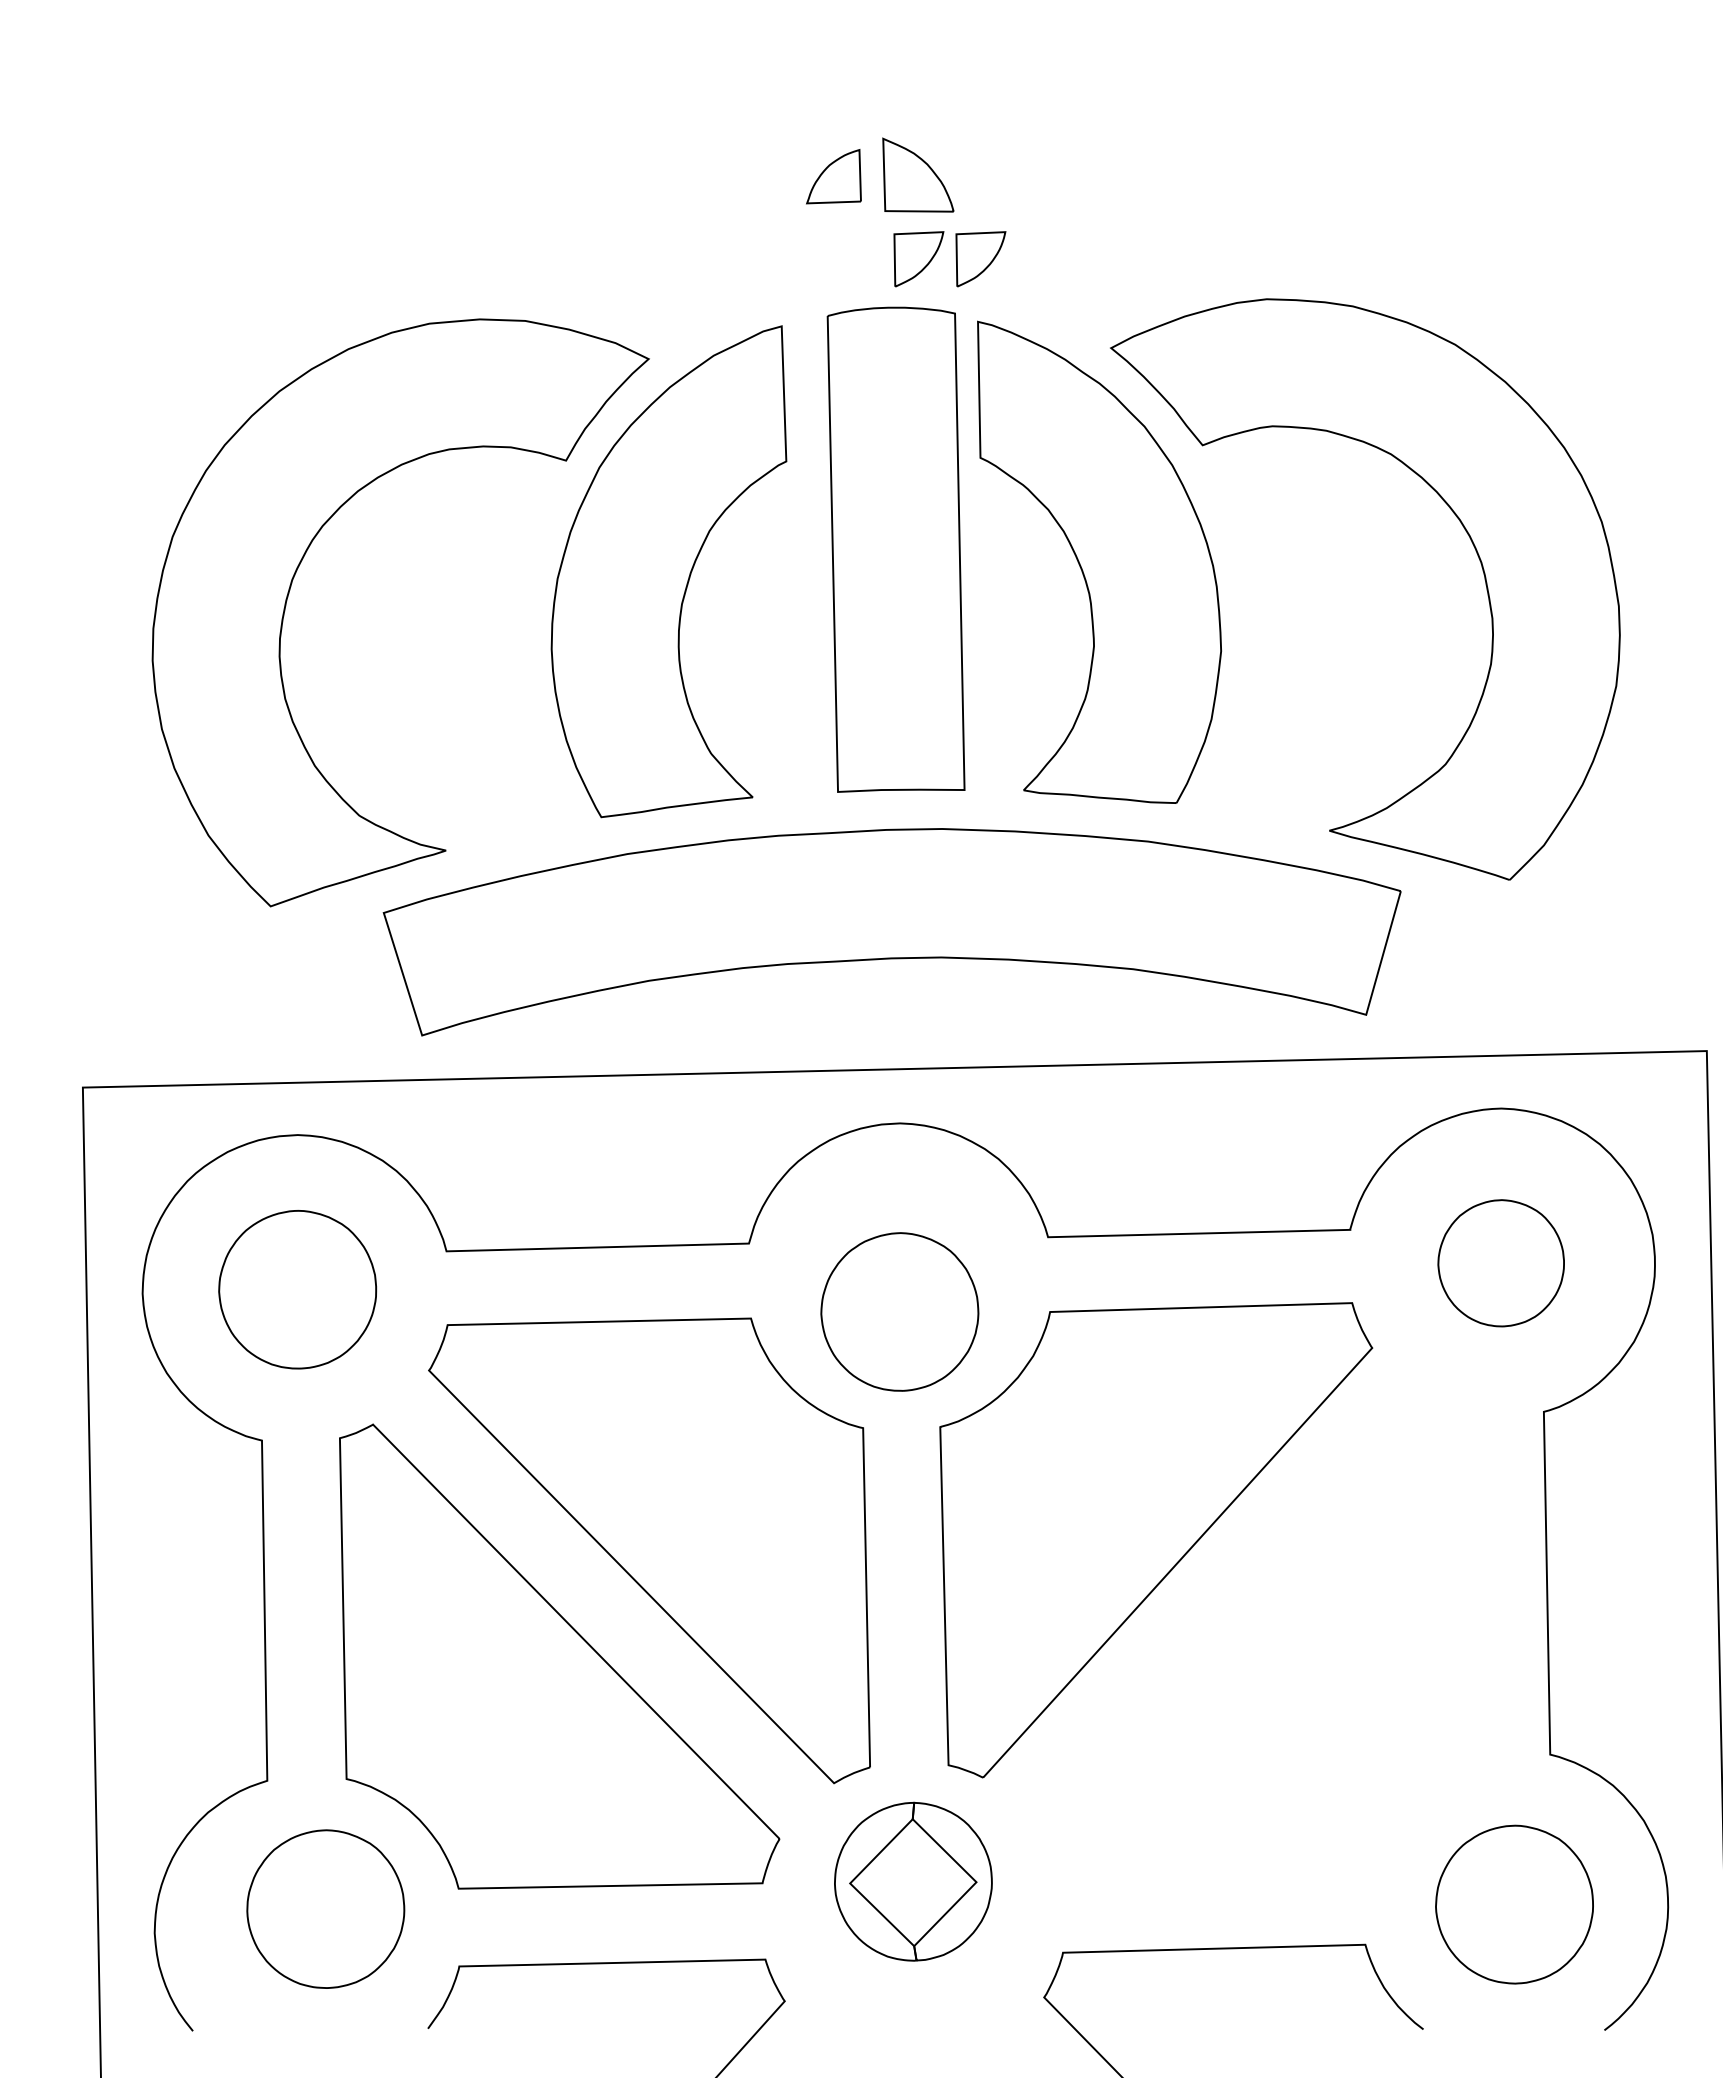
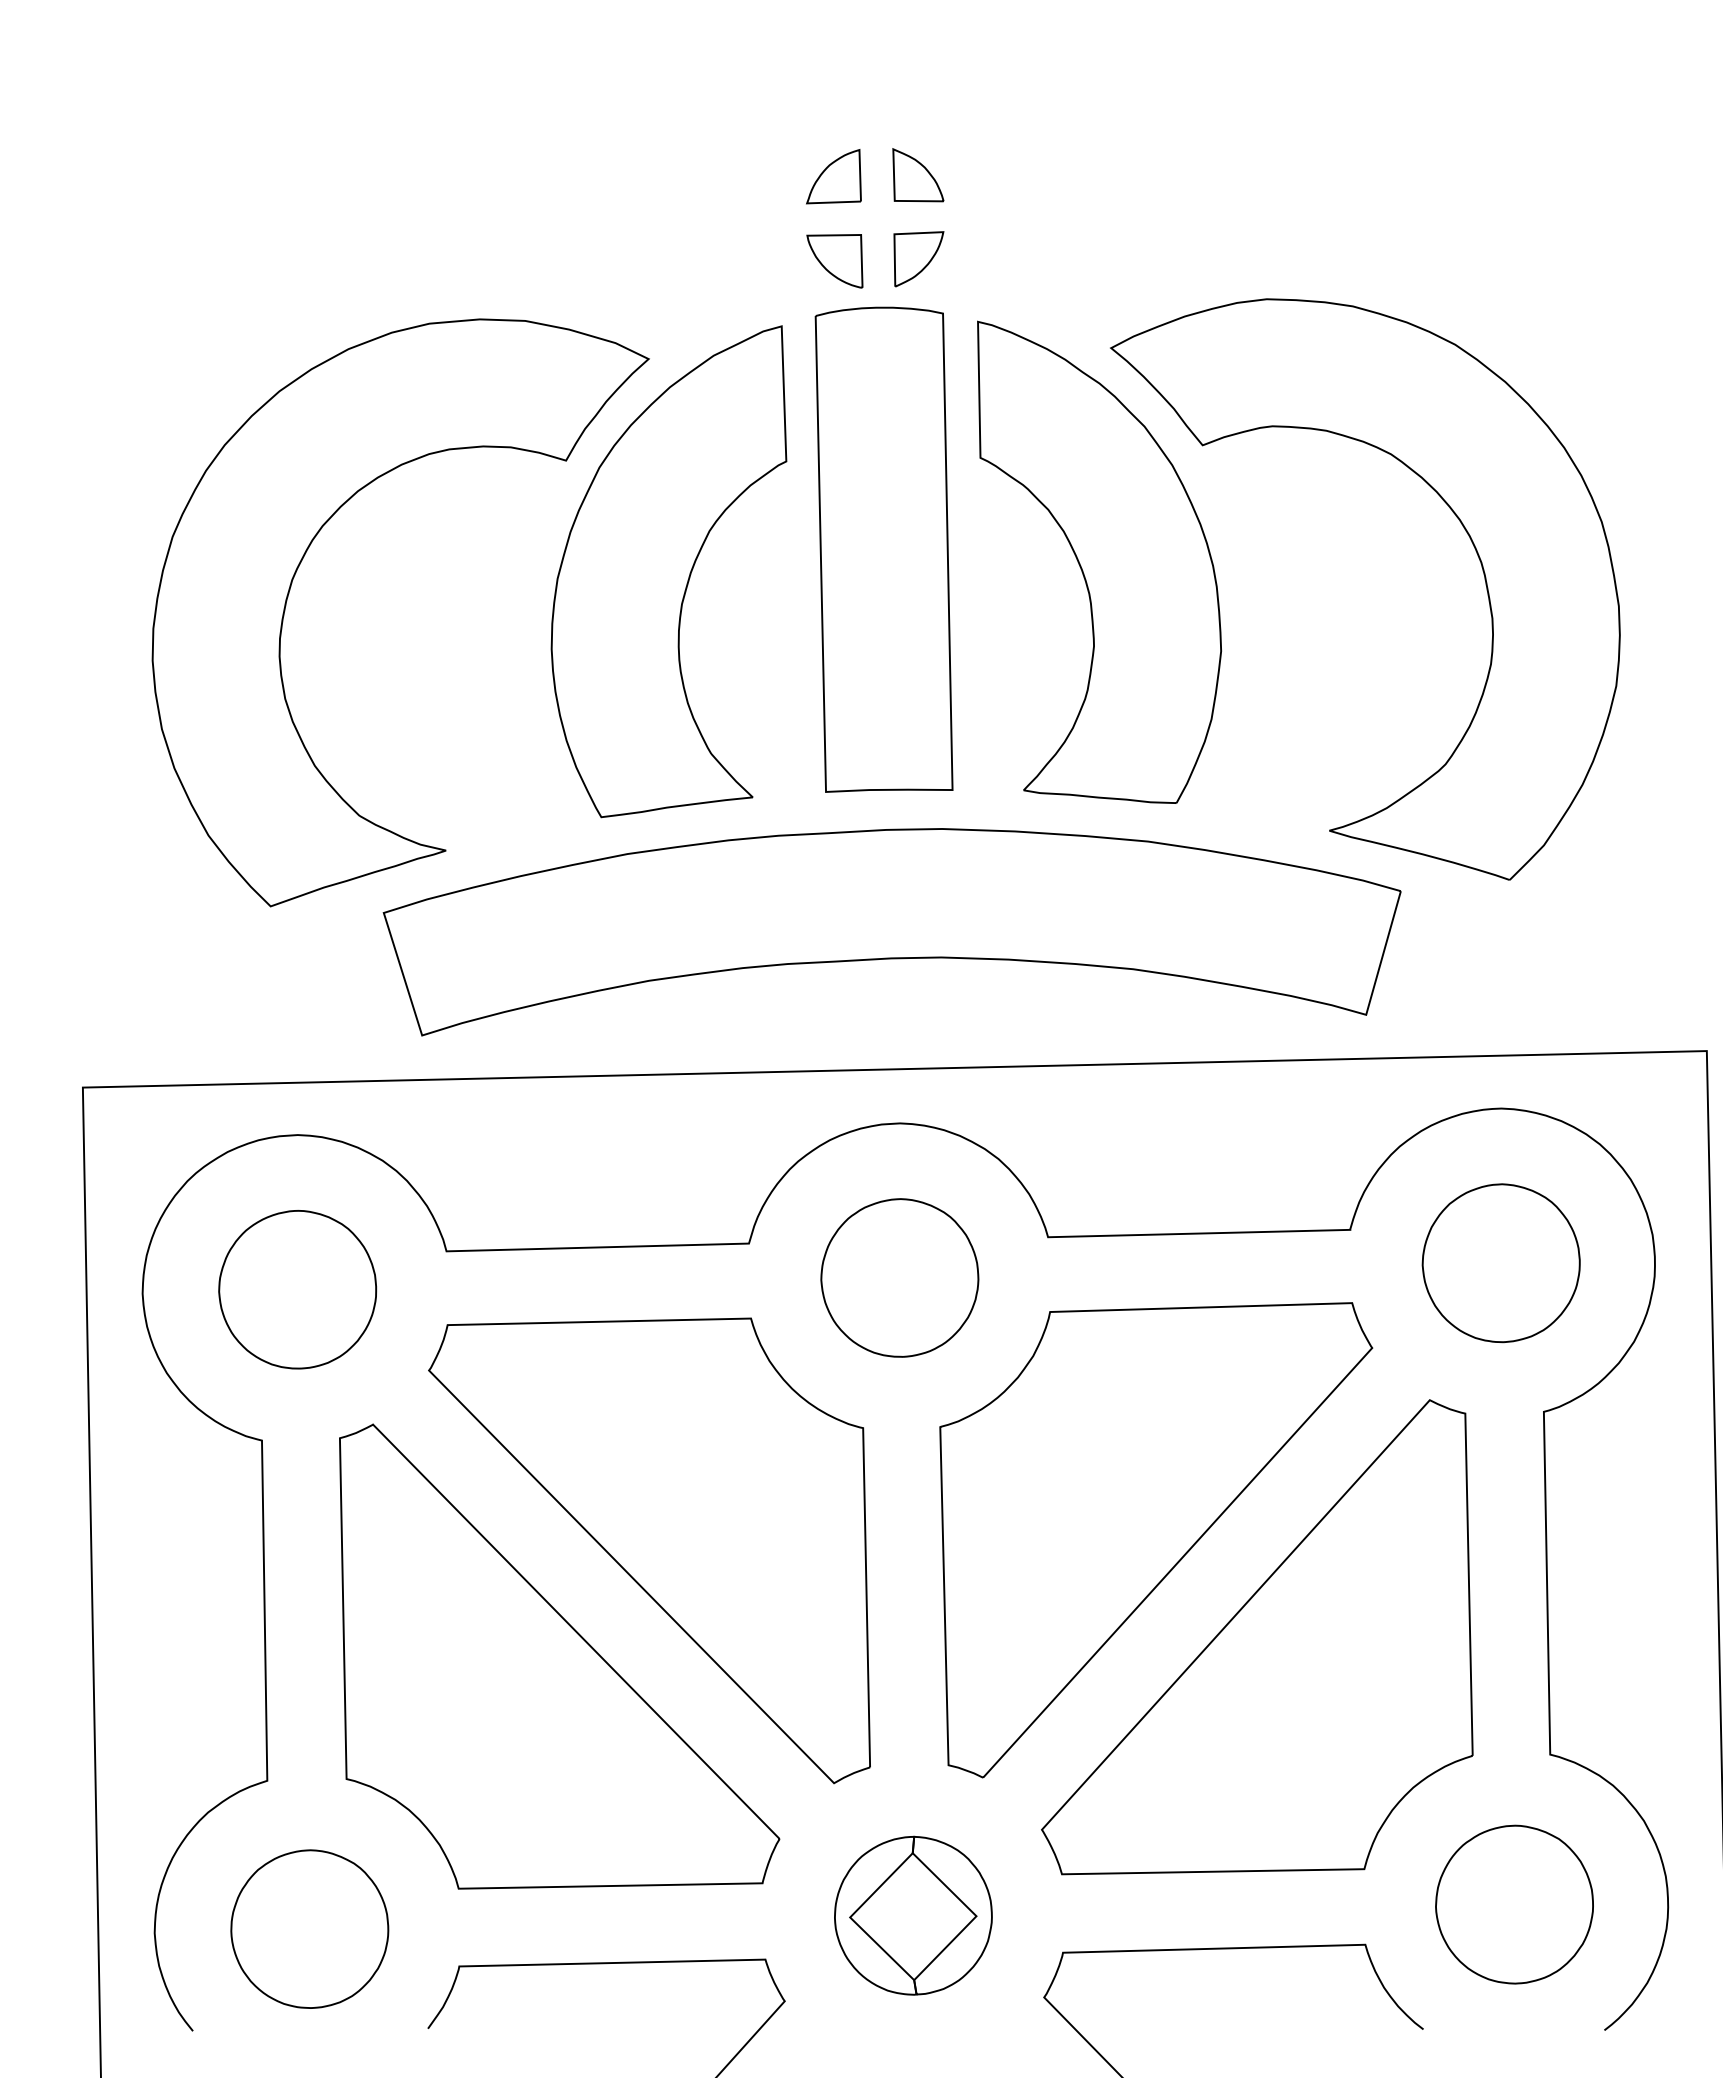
part size: 73x76 px -> 53x55 px (918, 175)
part: present -> none (980, 259)
part: none -> present (834, 261)
part position: (895, 549) -> (883, 549) (883, 549)
part size: 128x129 px -> 160x161 px (1500, 1263)
part position: (899, 1311) -> (899, 1277) (899, 1277)
part: none -> present (1257, 1637)
part position: (913, 1881) -> (913, 1915) (913, 1915)
part position: (325, 1908) -> (309, 1928) (309, 1928)
